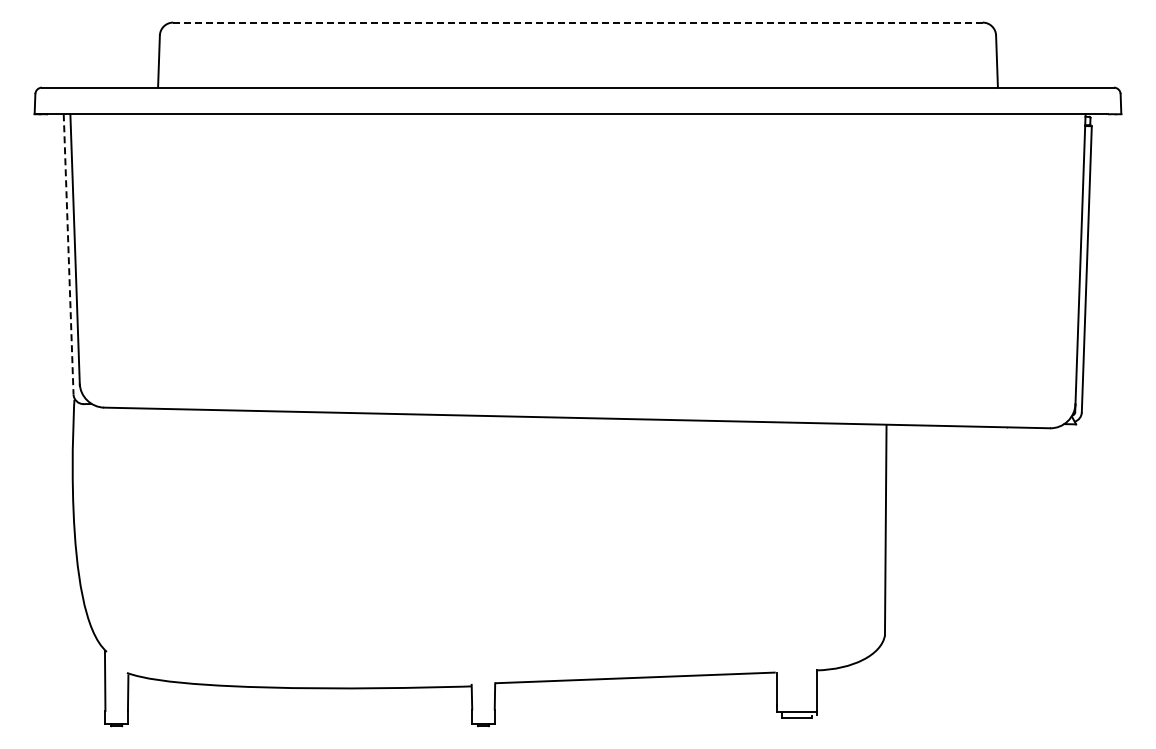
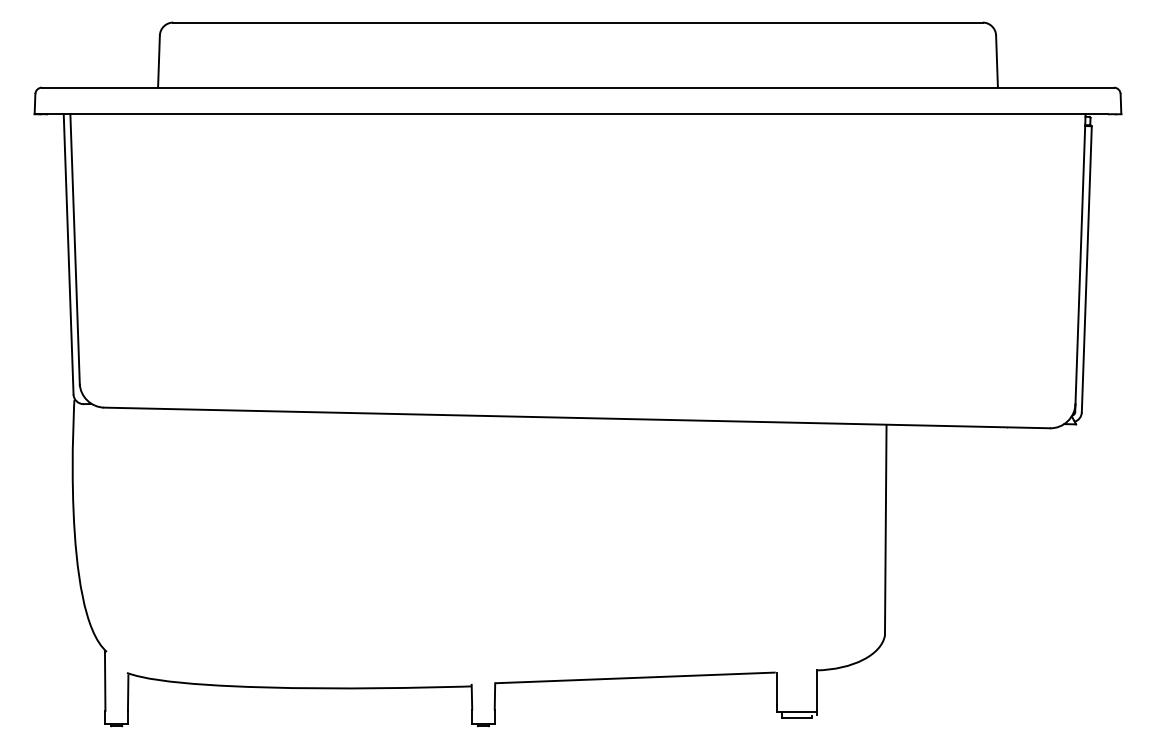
line: dashed -> solid (577, 22)
line: dashed -> solid (68, 254)
